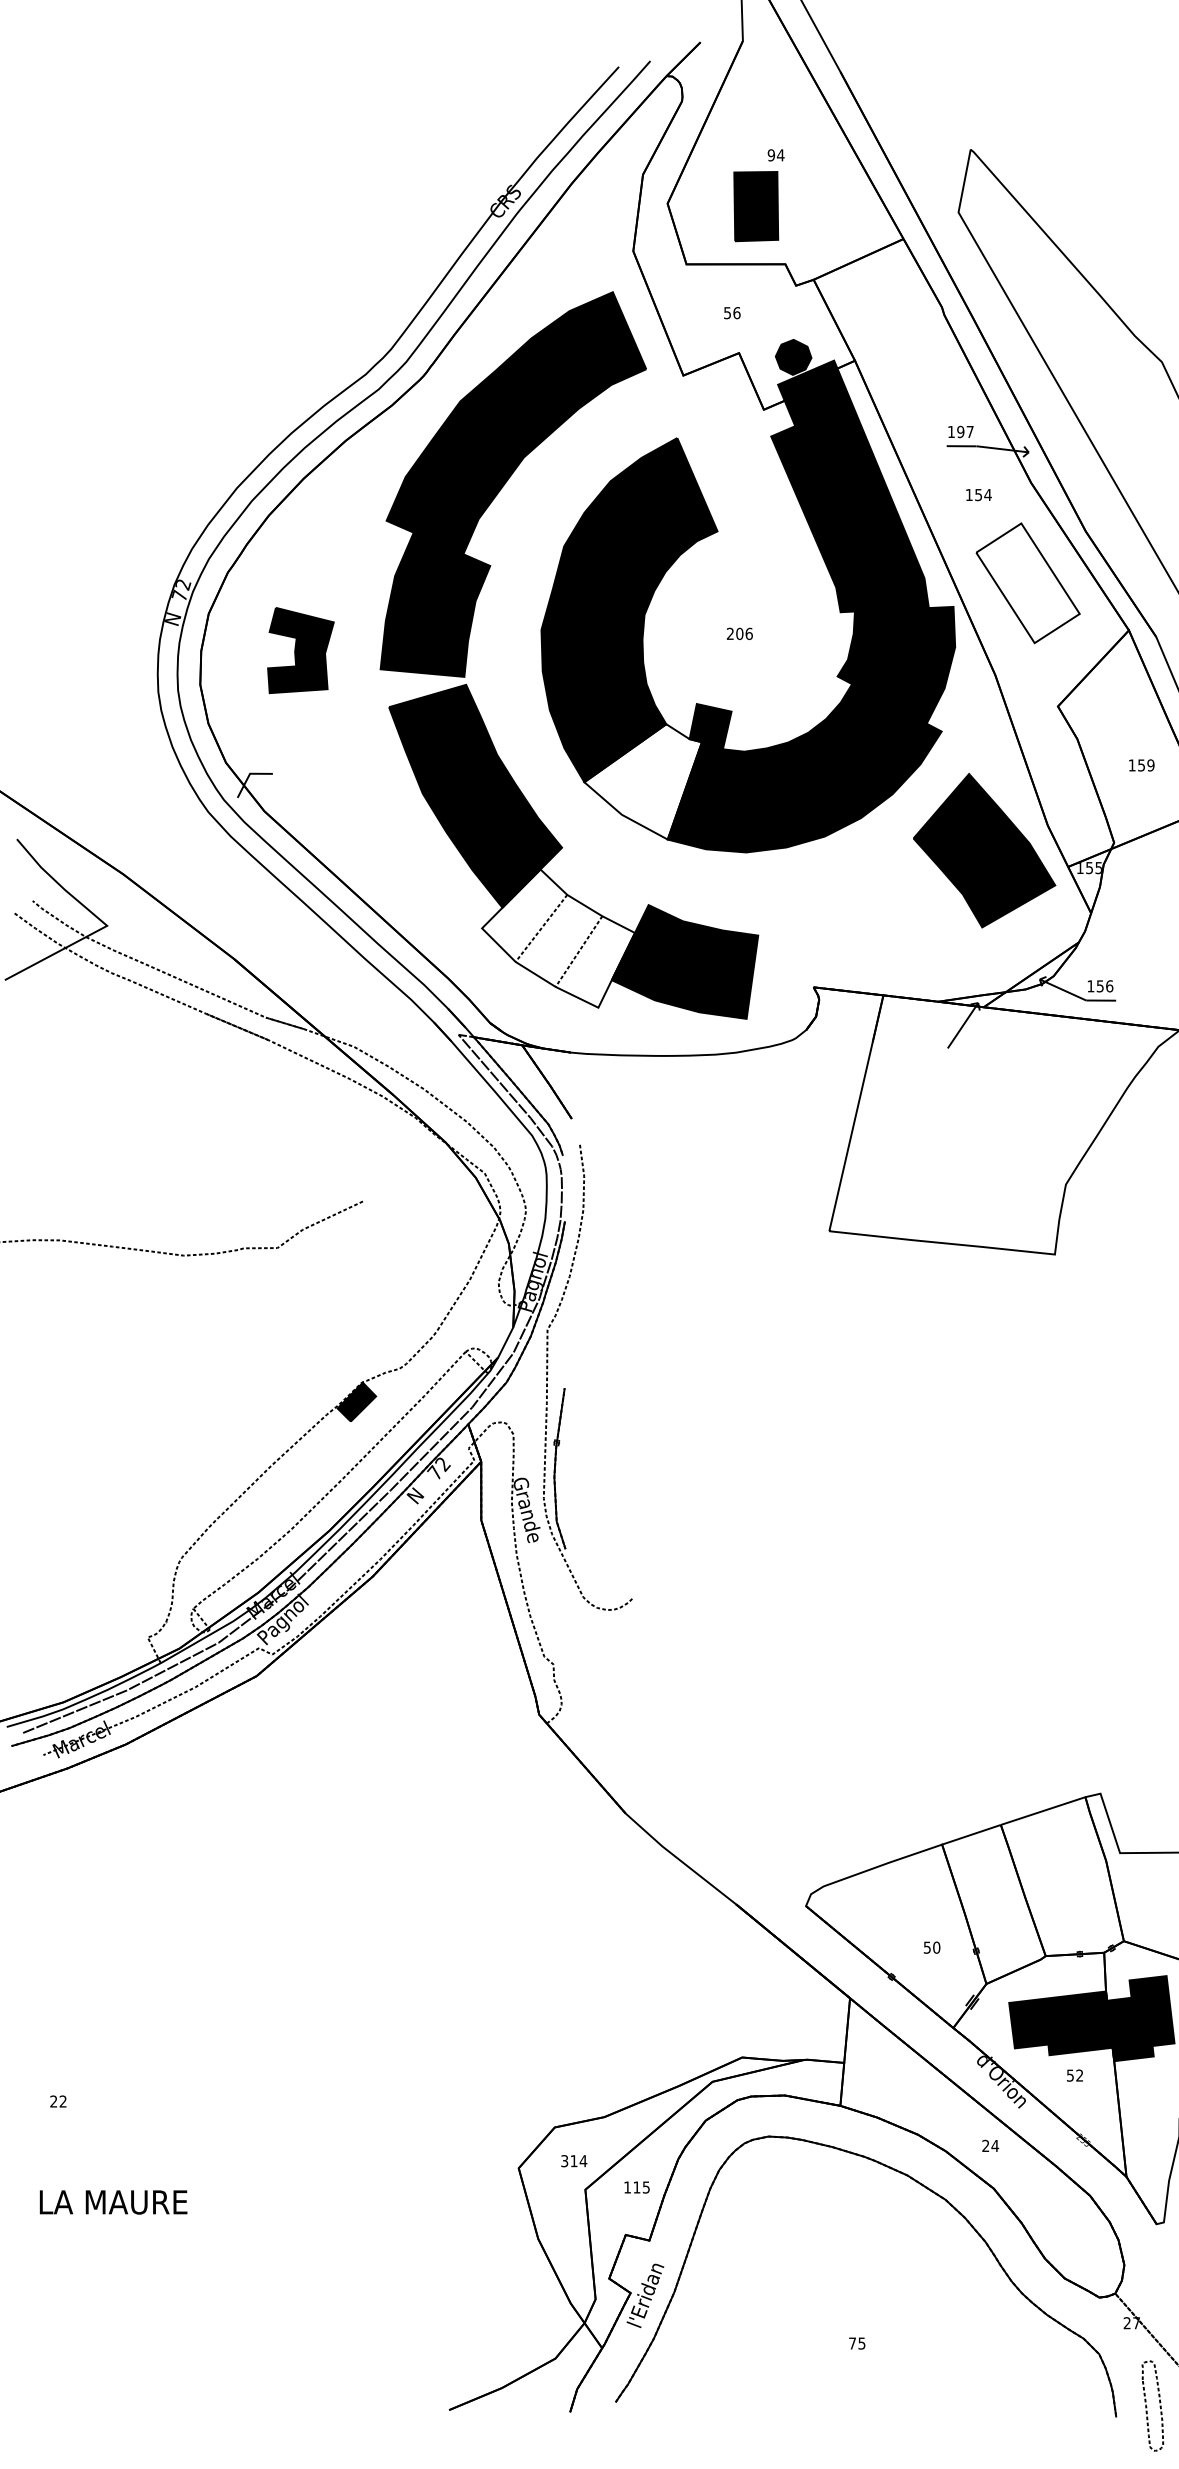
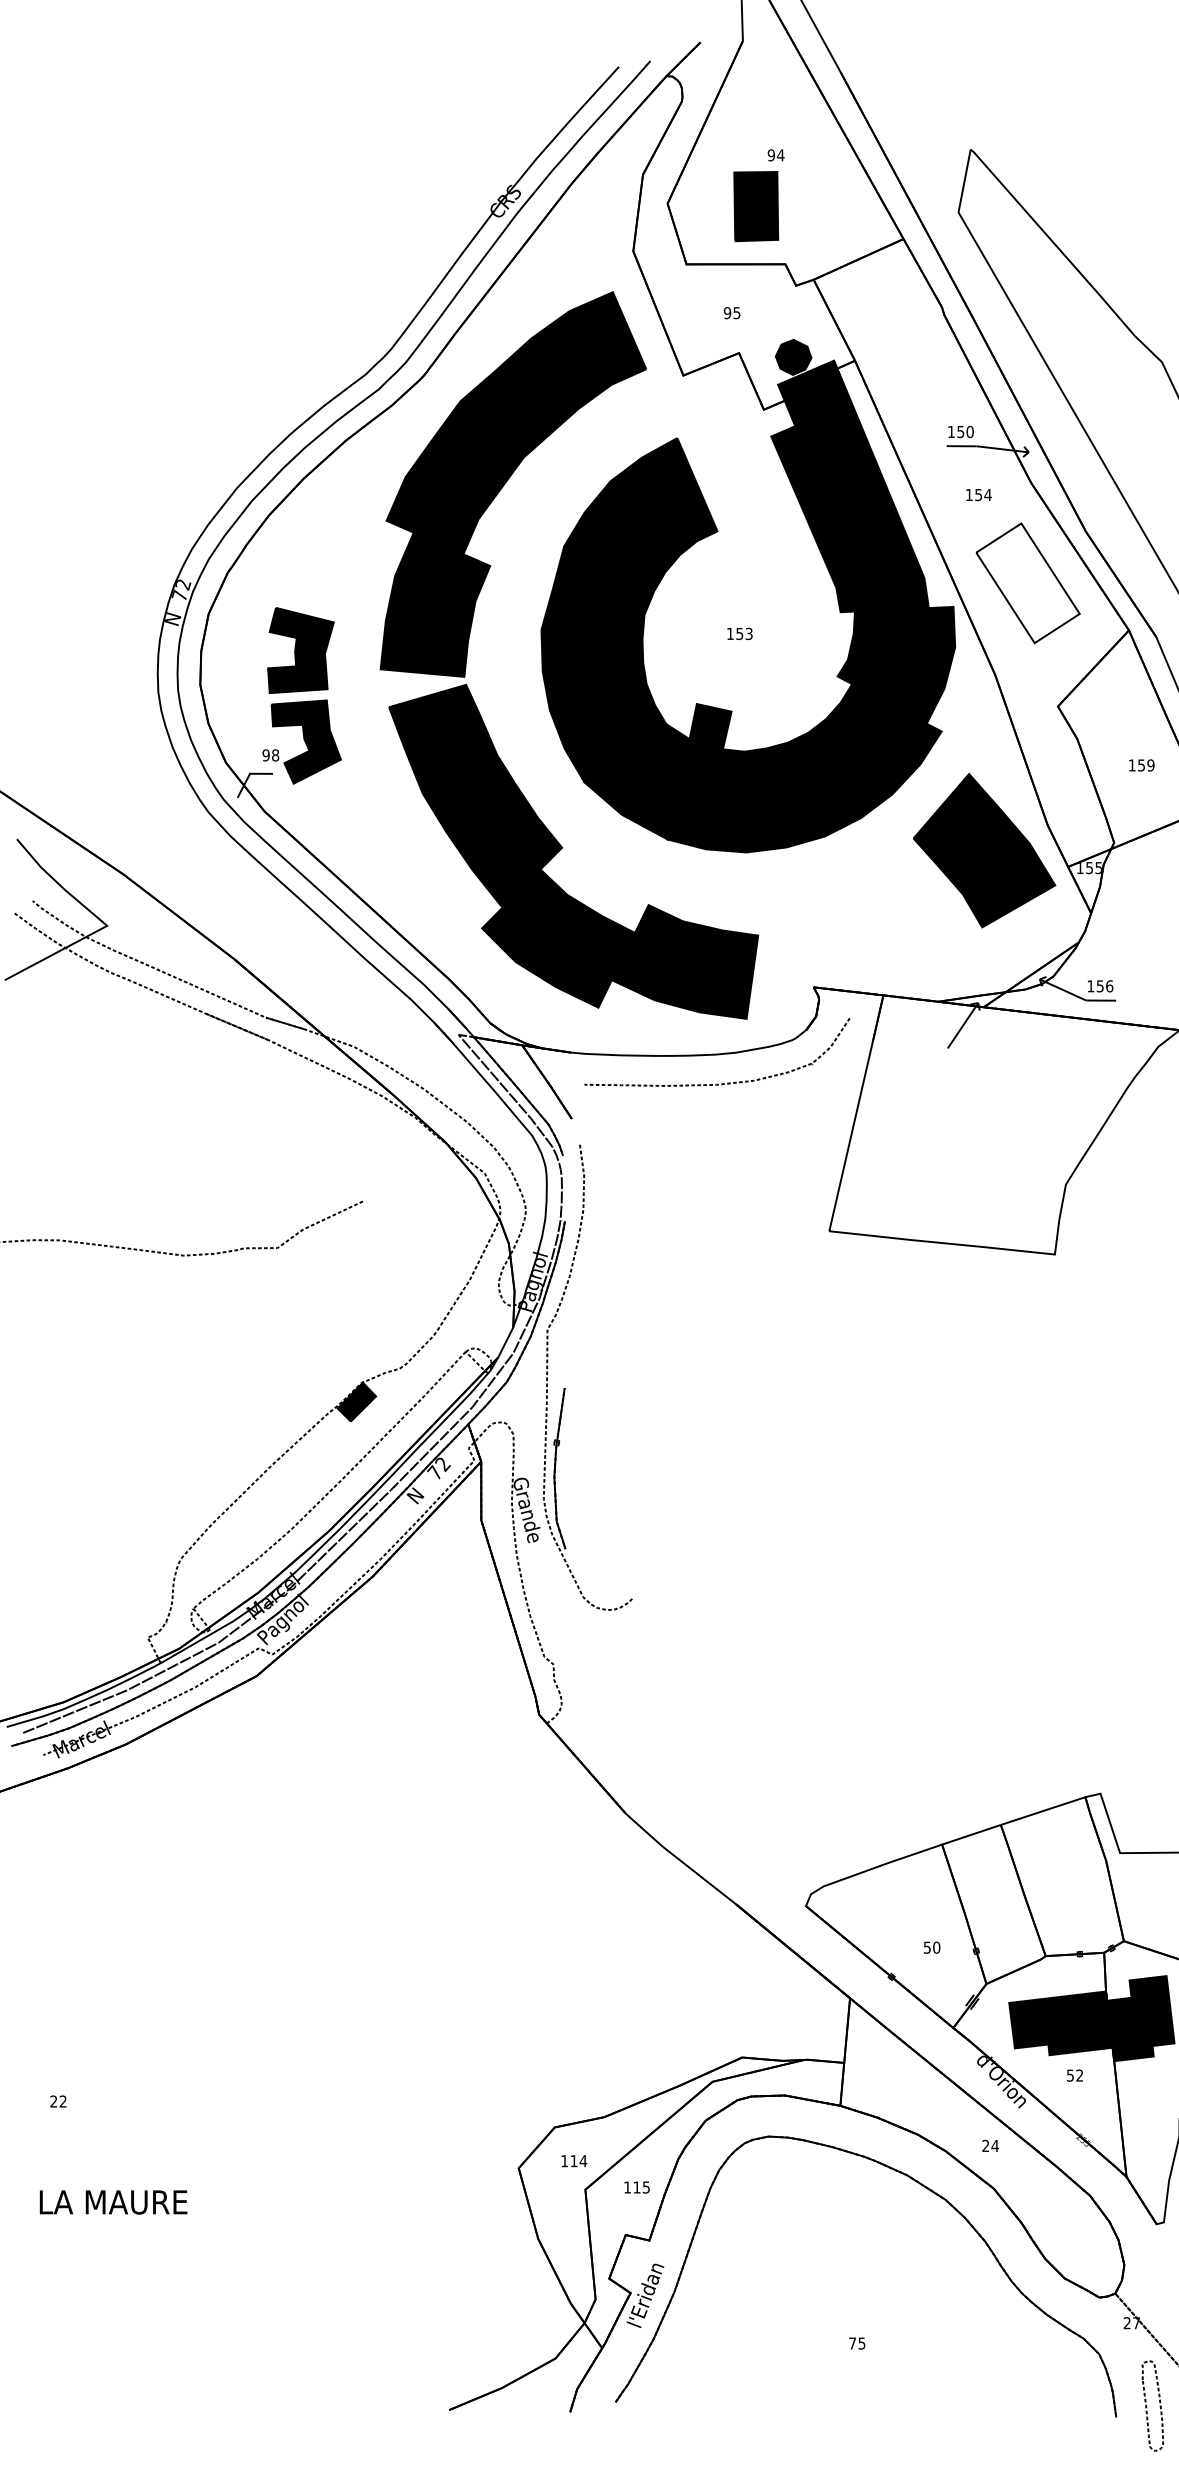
text: 56 -> 95 (731, 313)
text: 197 -> 150 (965, 431)
text: 206 -> 153 (739, 633)
part: none -> present (301, 741)
fill: none -> present (642, 781)
fill: none -> present (558, 938)
curve: none -> present (717, 1083)
text: 314 -> 114 (564, 2161)
